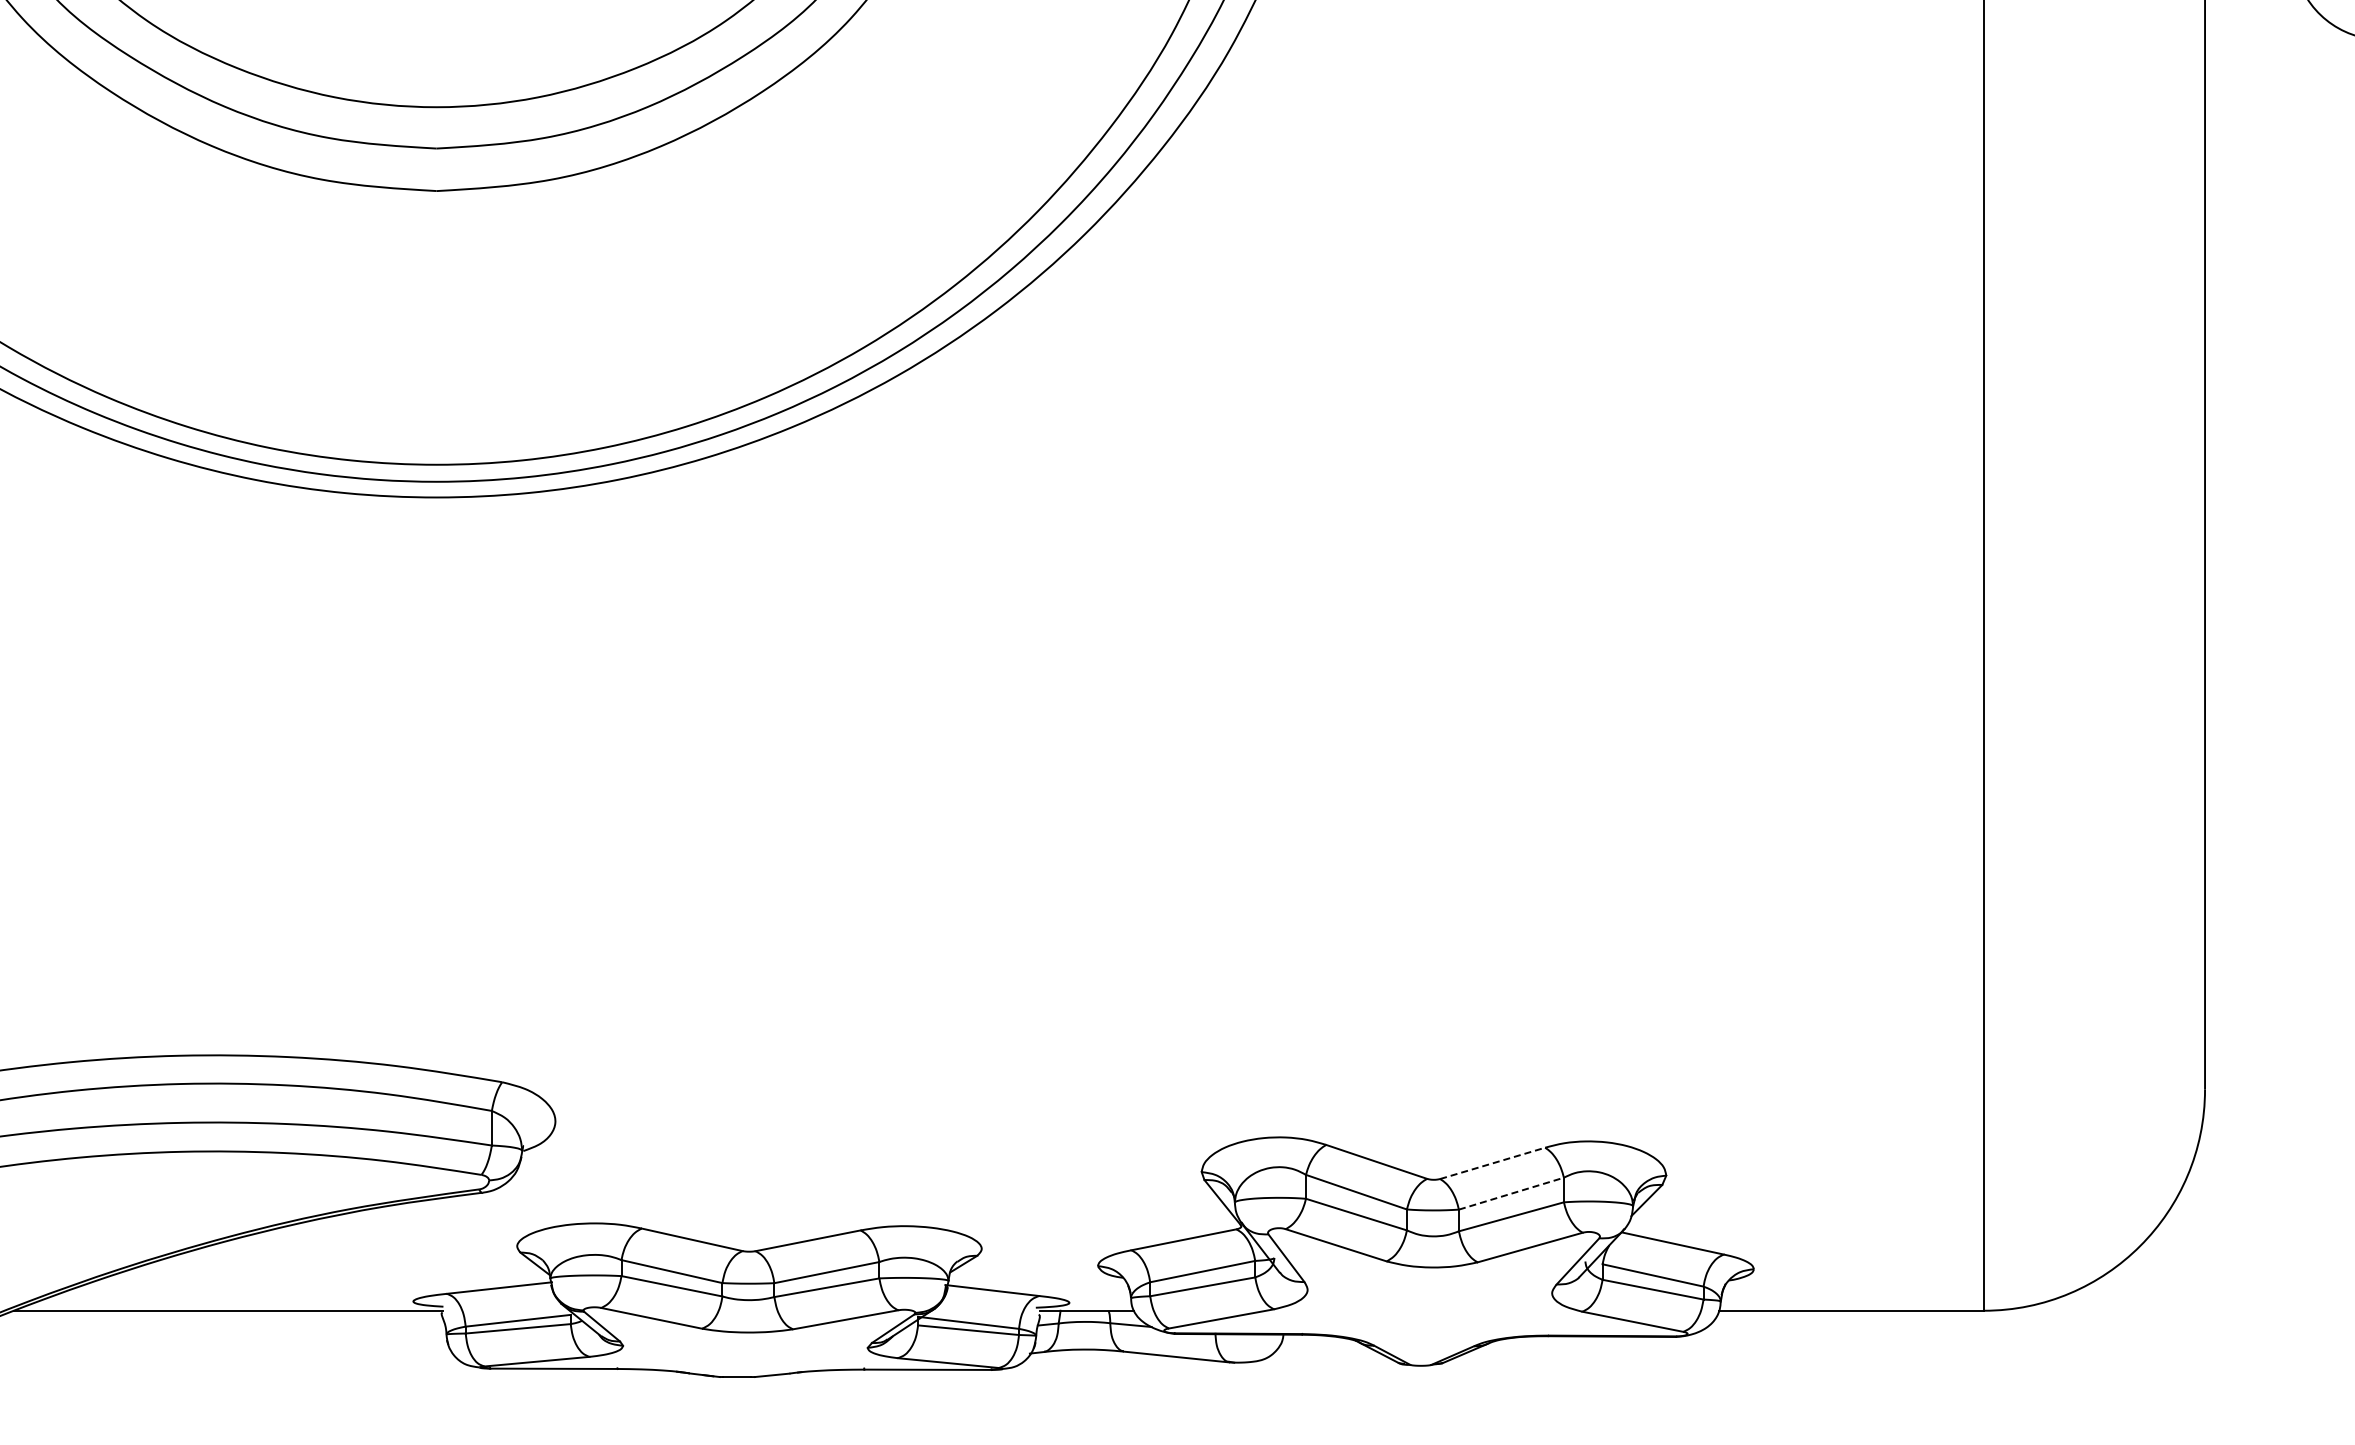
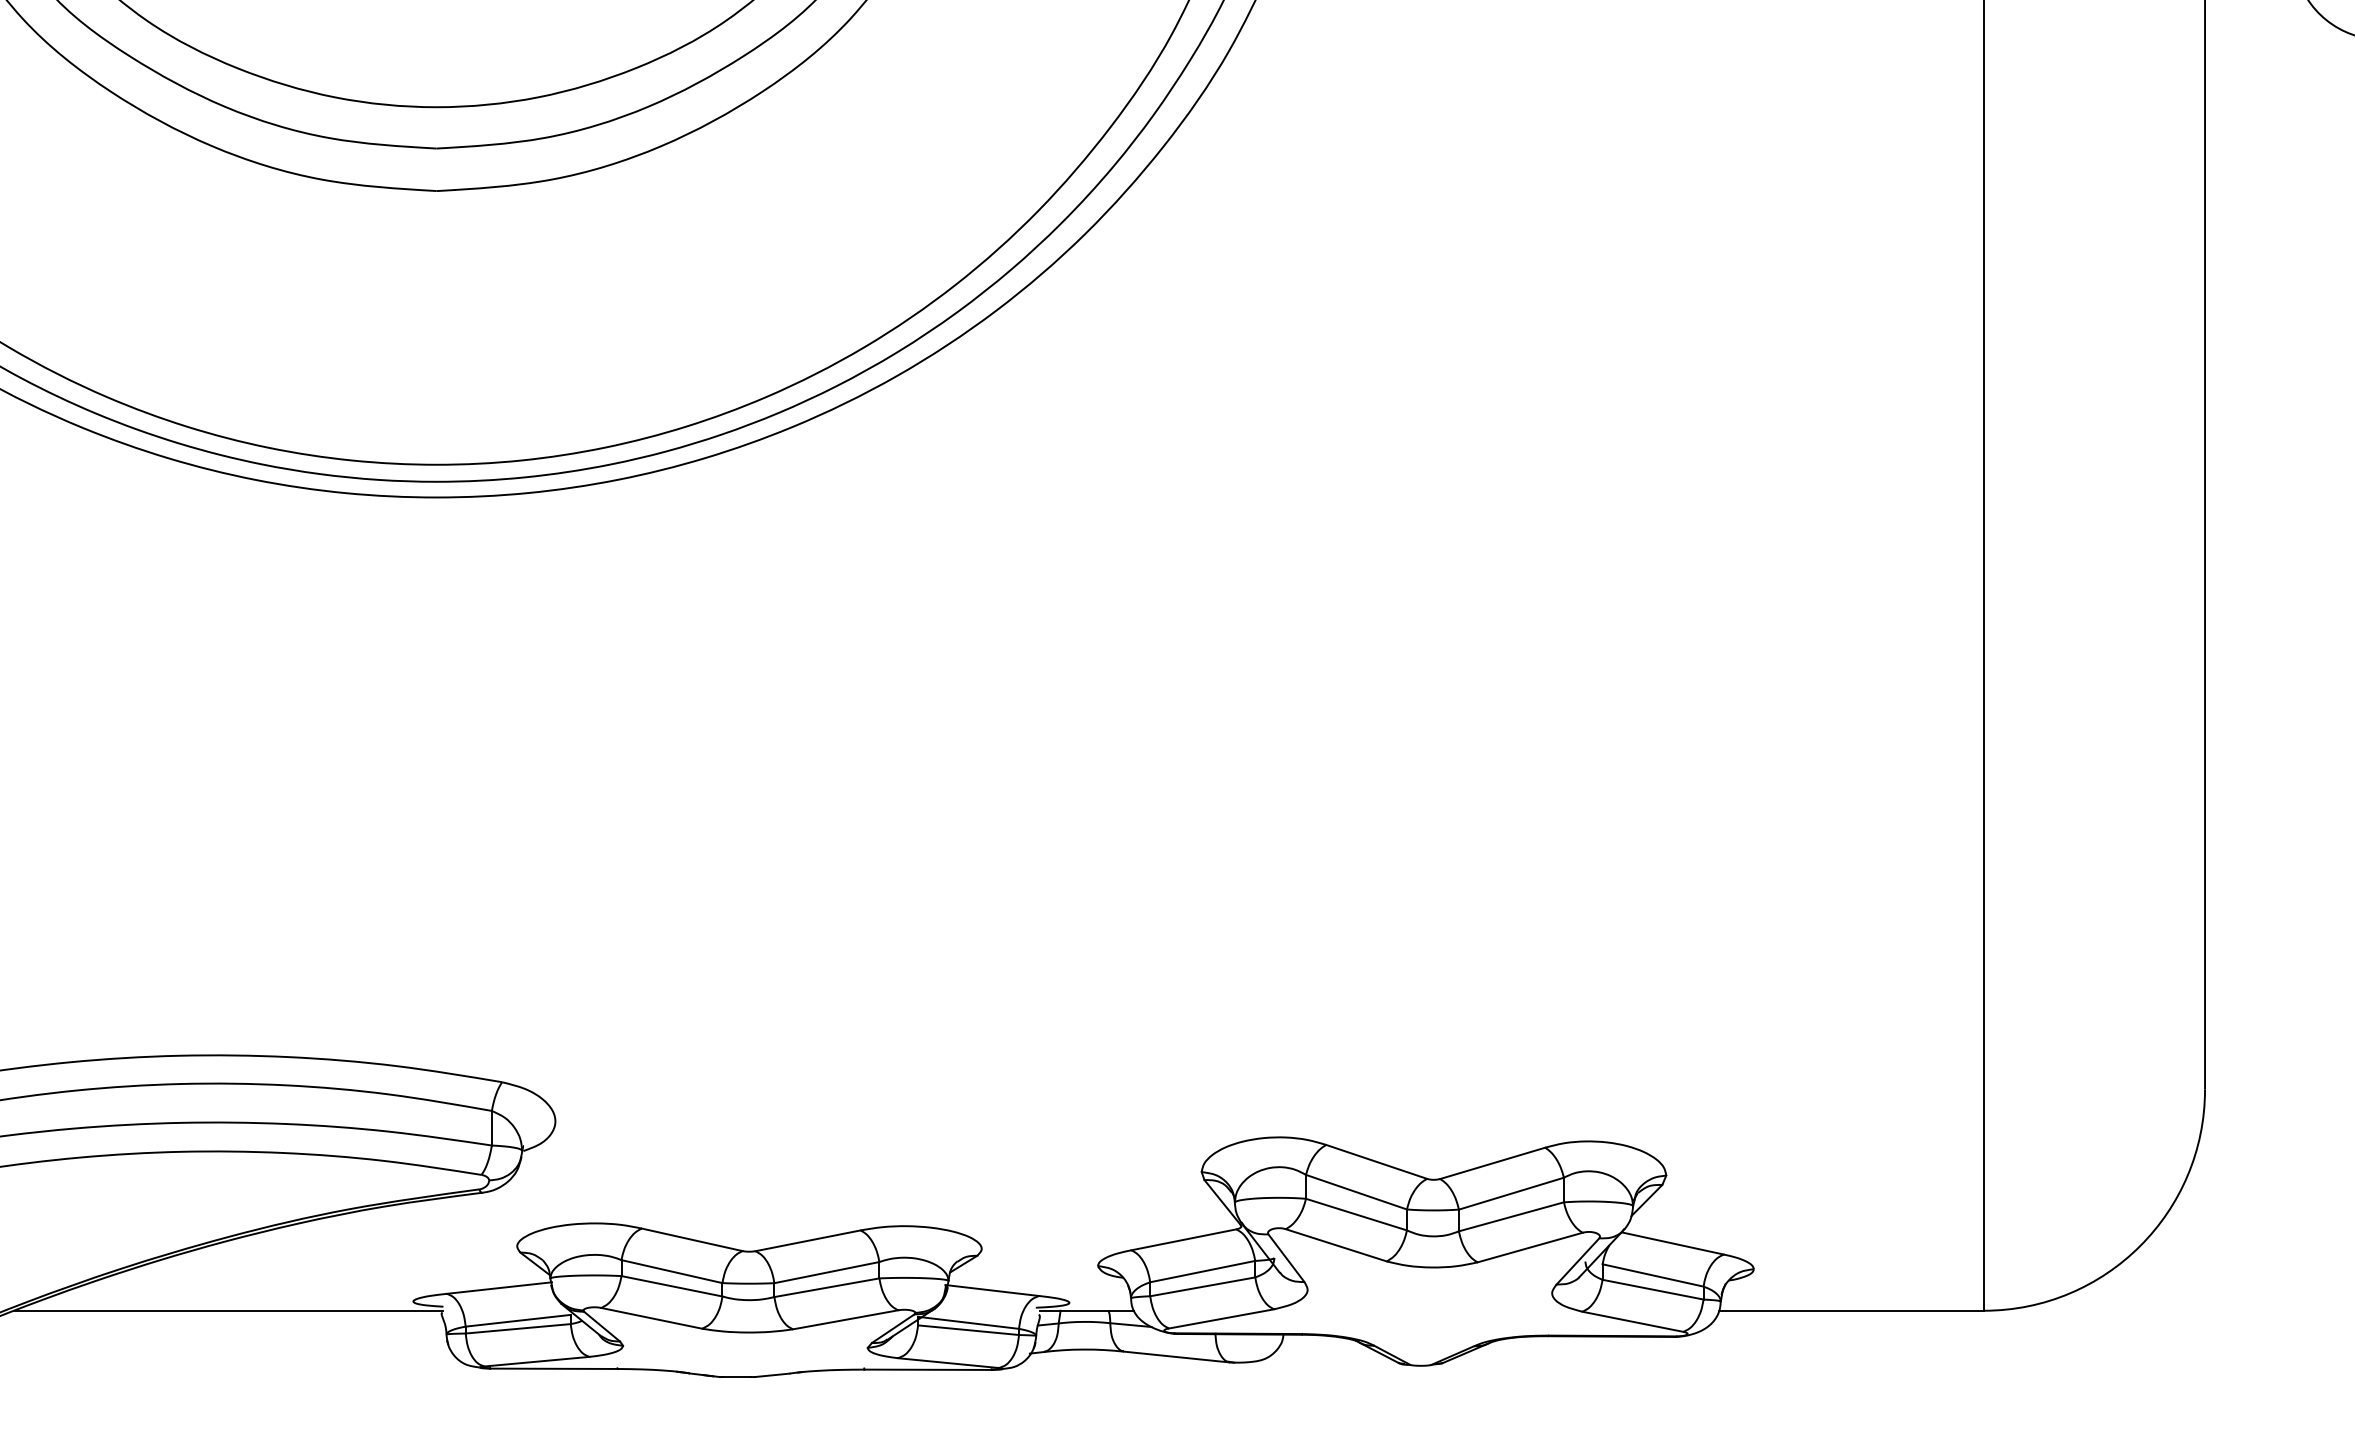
line: dashed -> solid (1492, 1163)
line: dashed -> solid (1511, 1193)
